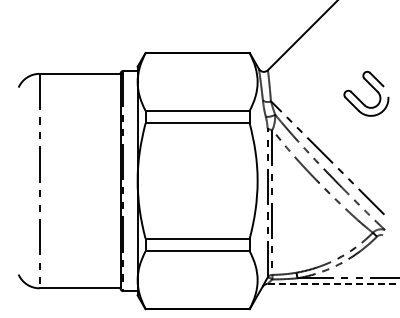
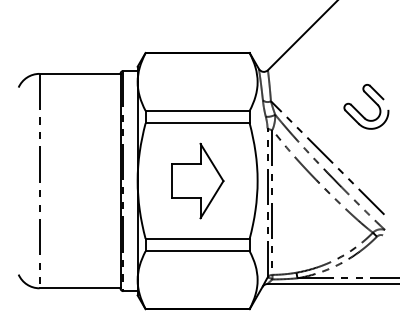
part position: (371, 87) -> (371, 100) (371, 100)
part: none -> present (197, 180)
line: dashed -> solid (333, 284)
